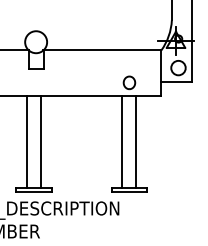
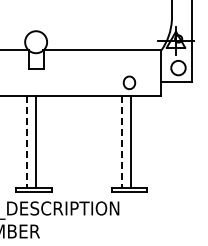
line: solid -> dashed (26, 141)
line position: (41, 141) -> (36, 141) (36, 141)
line: solid -> dashed (122, 141)
line position: (136, 141) -> (131, 141) (131, 141)
